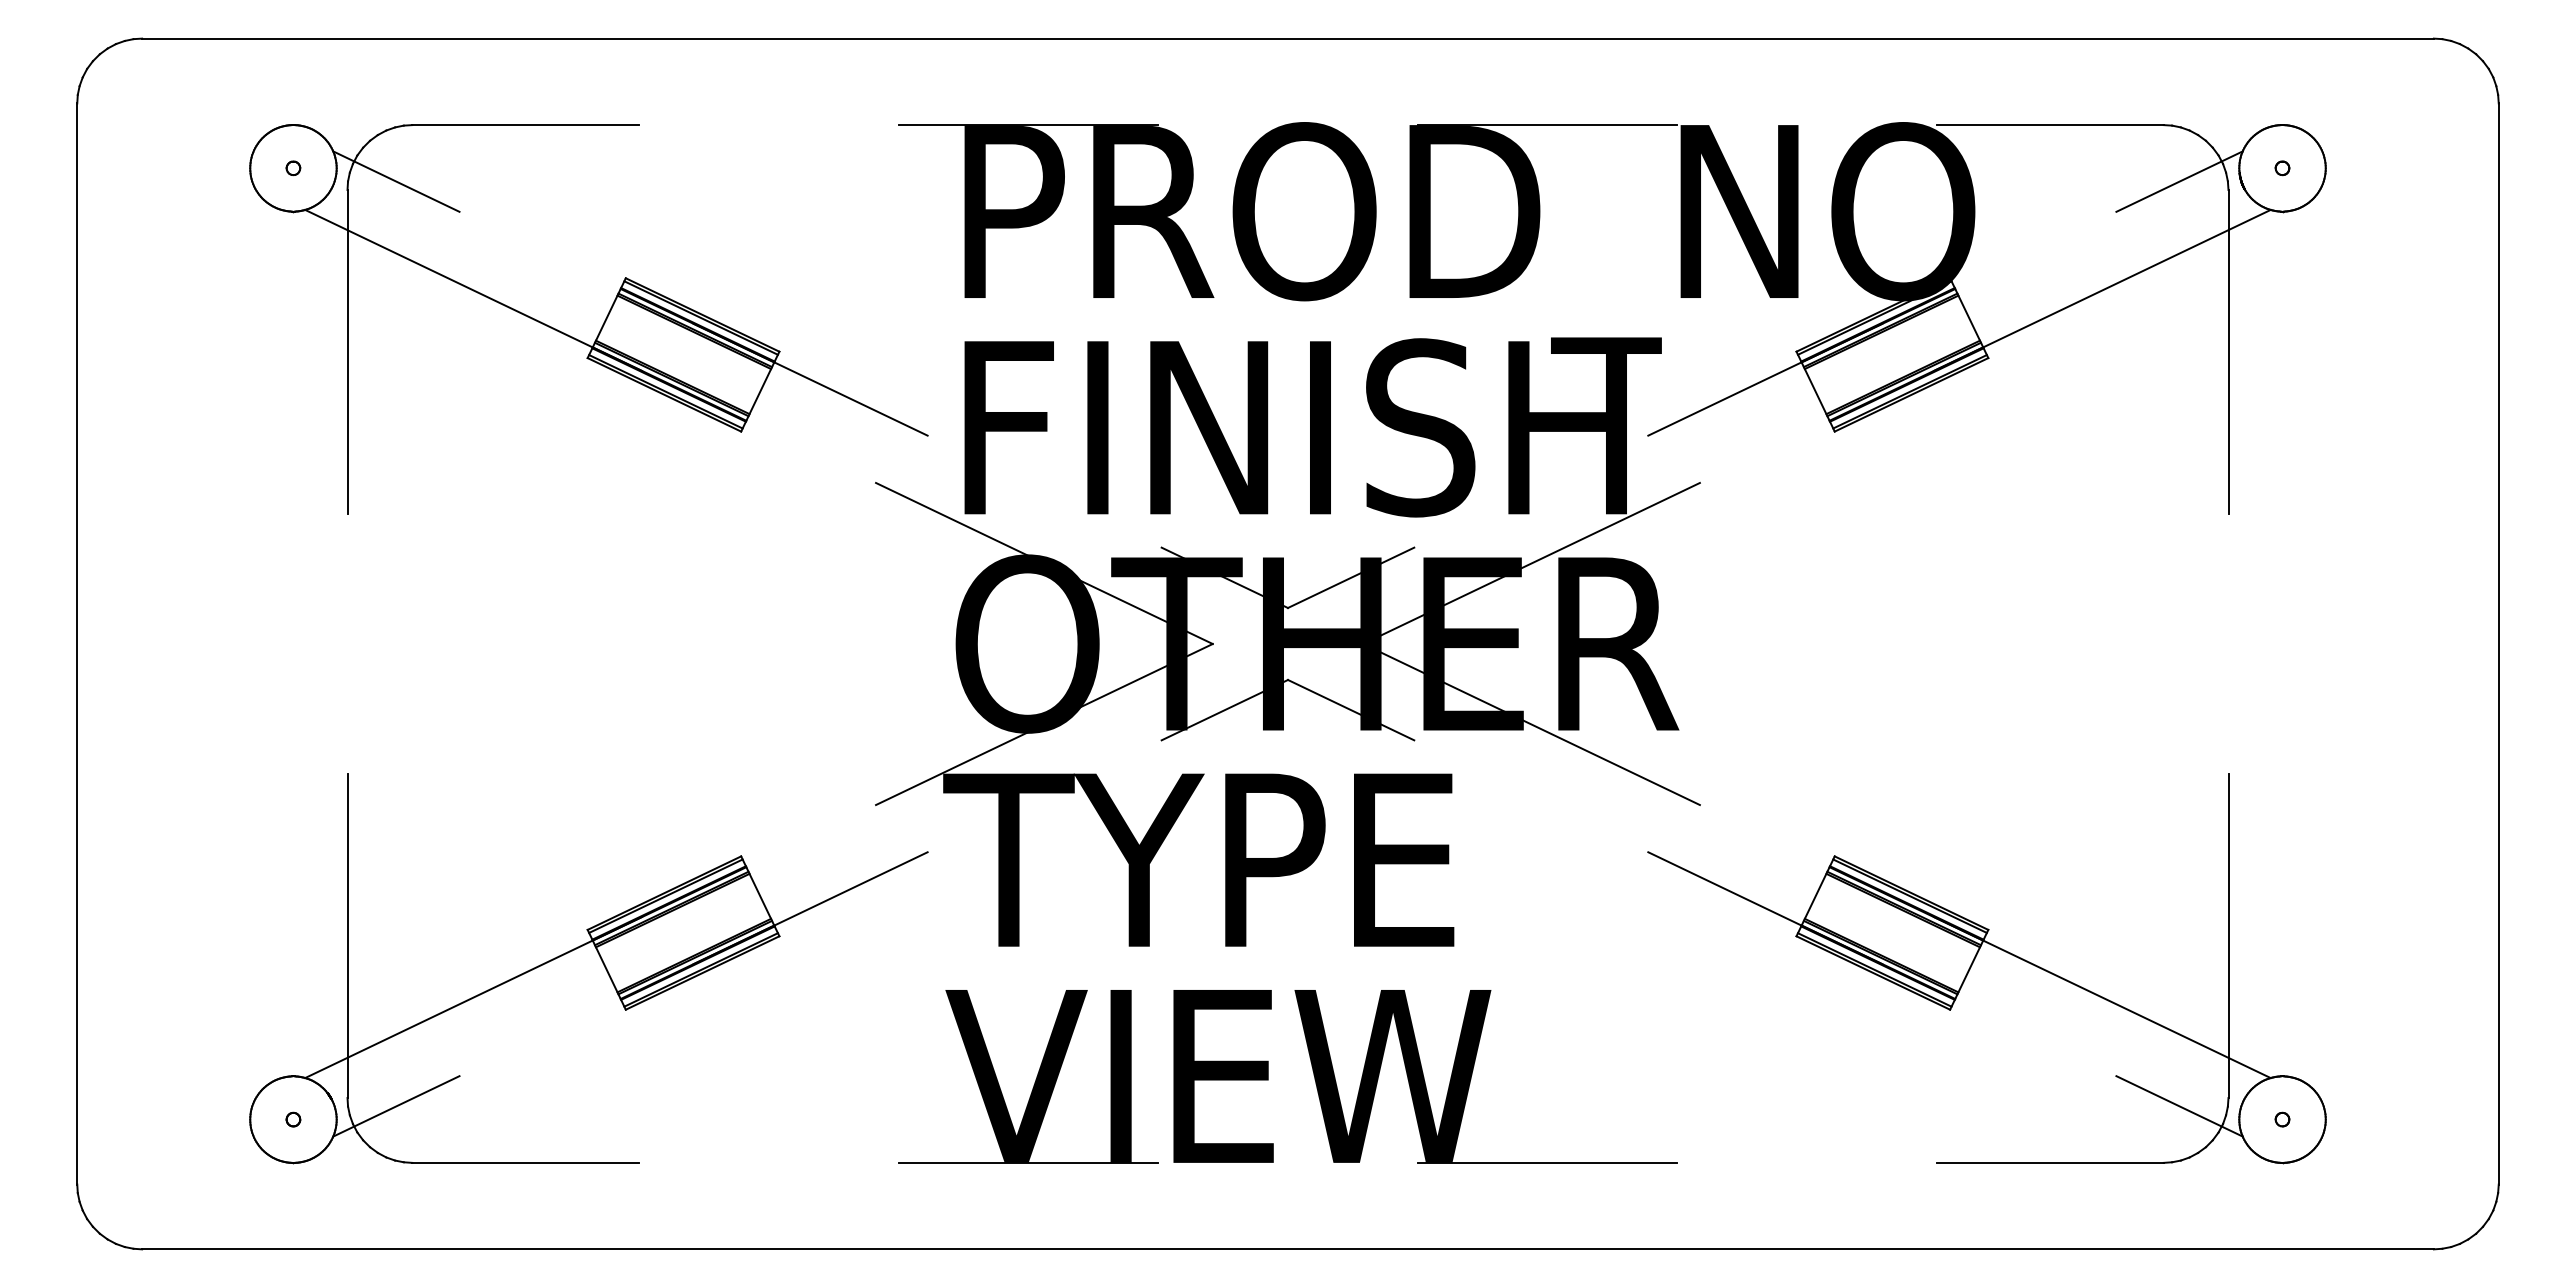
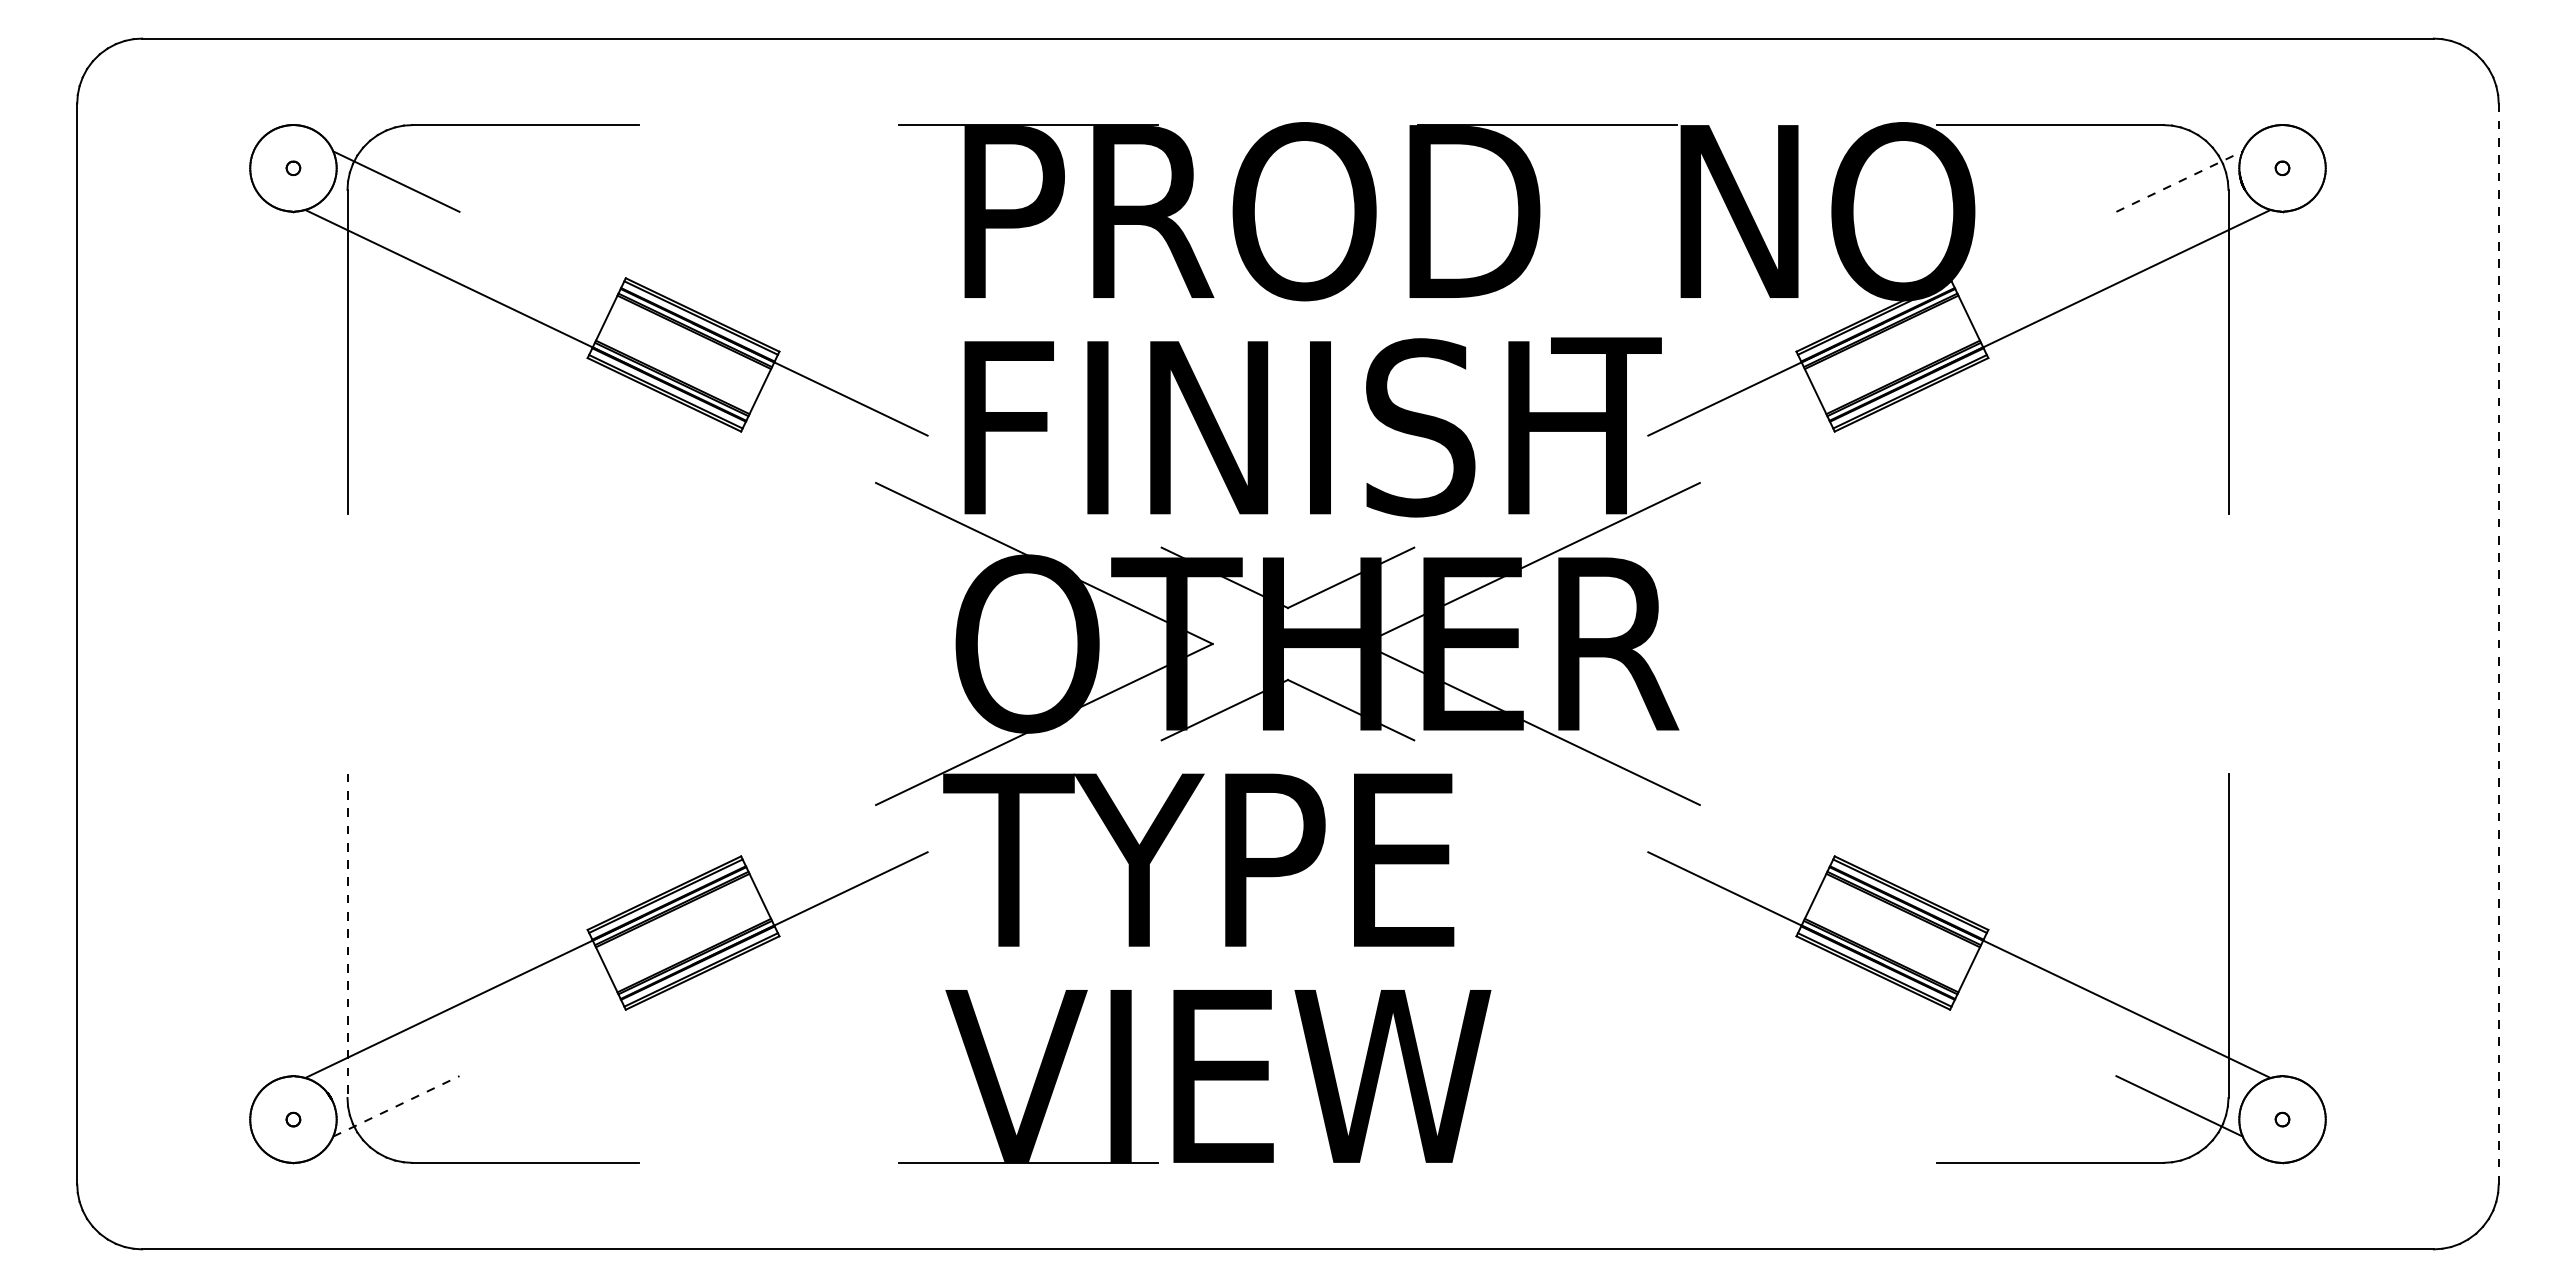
line: solid -> dashed (2180, 181)
line: solid -> dashed (2498, 644)
line: solid -> dashed (347, 936)
line: solid -> dashed (396, 1106)
line: present -> none (1547, 1162)
